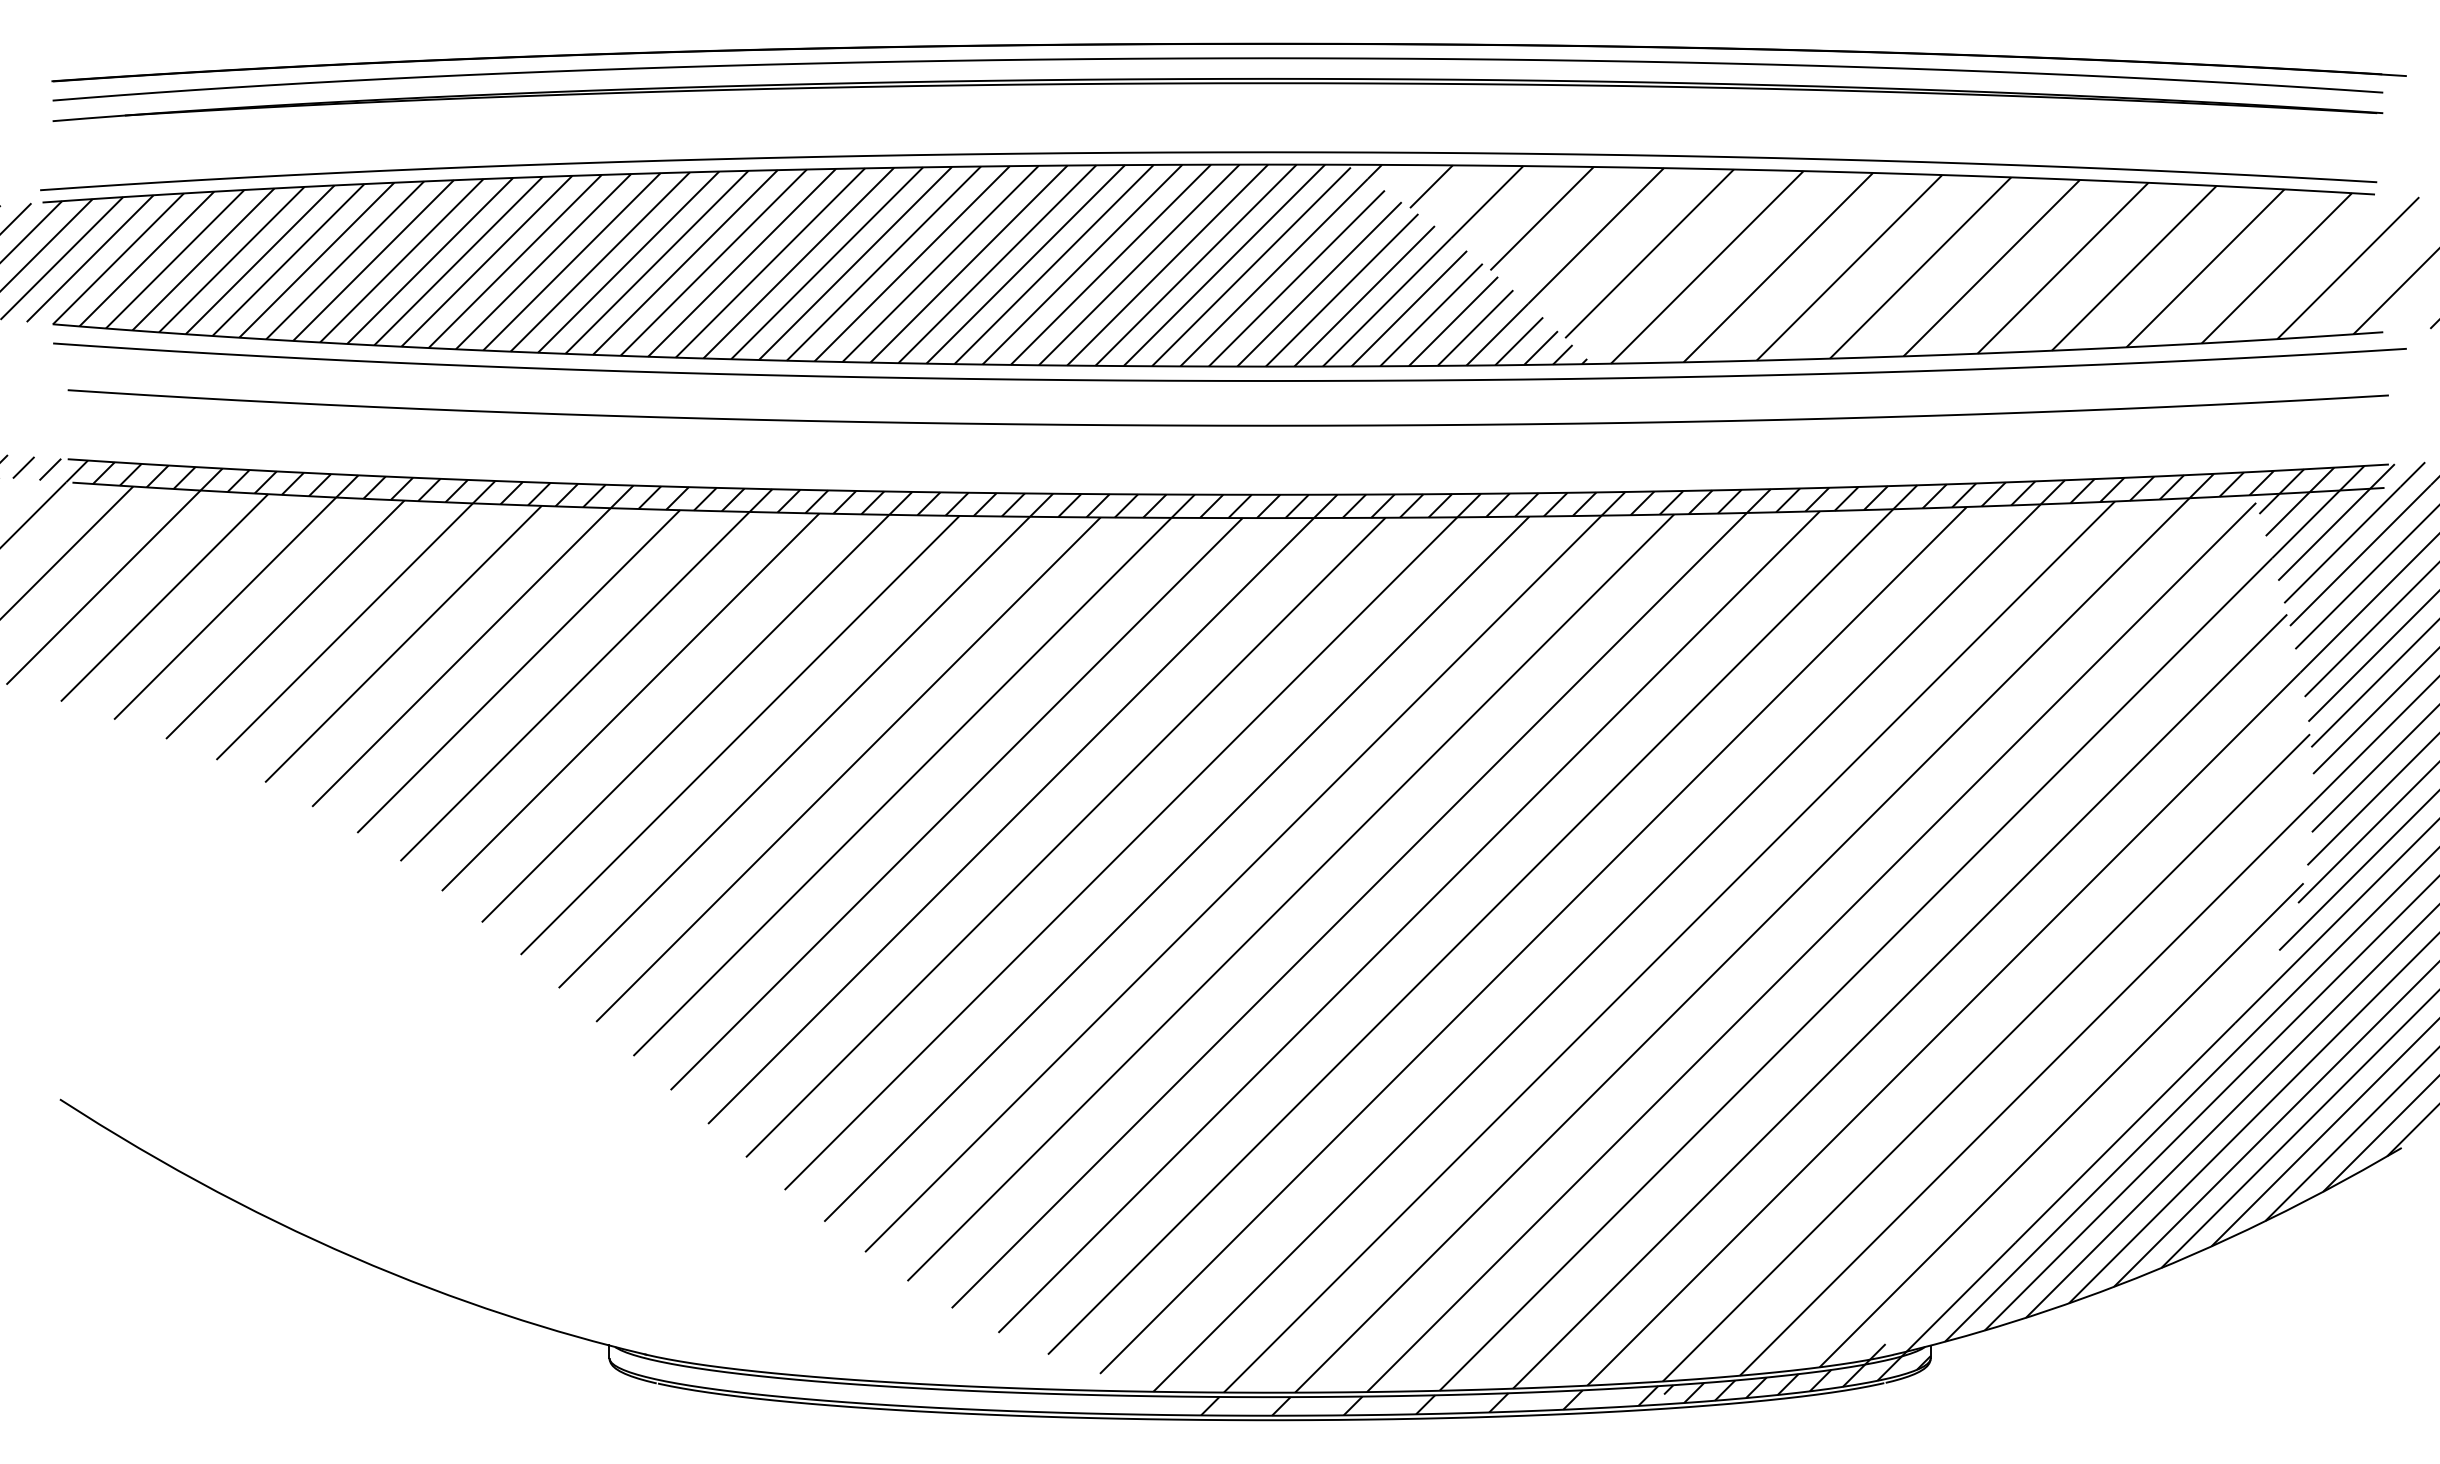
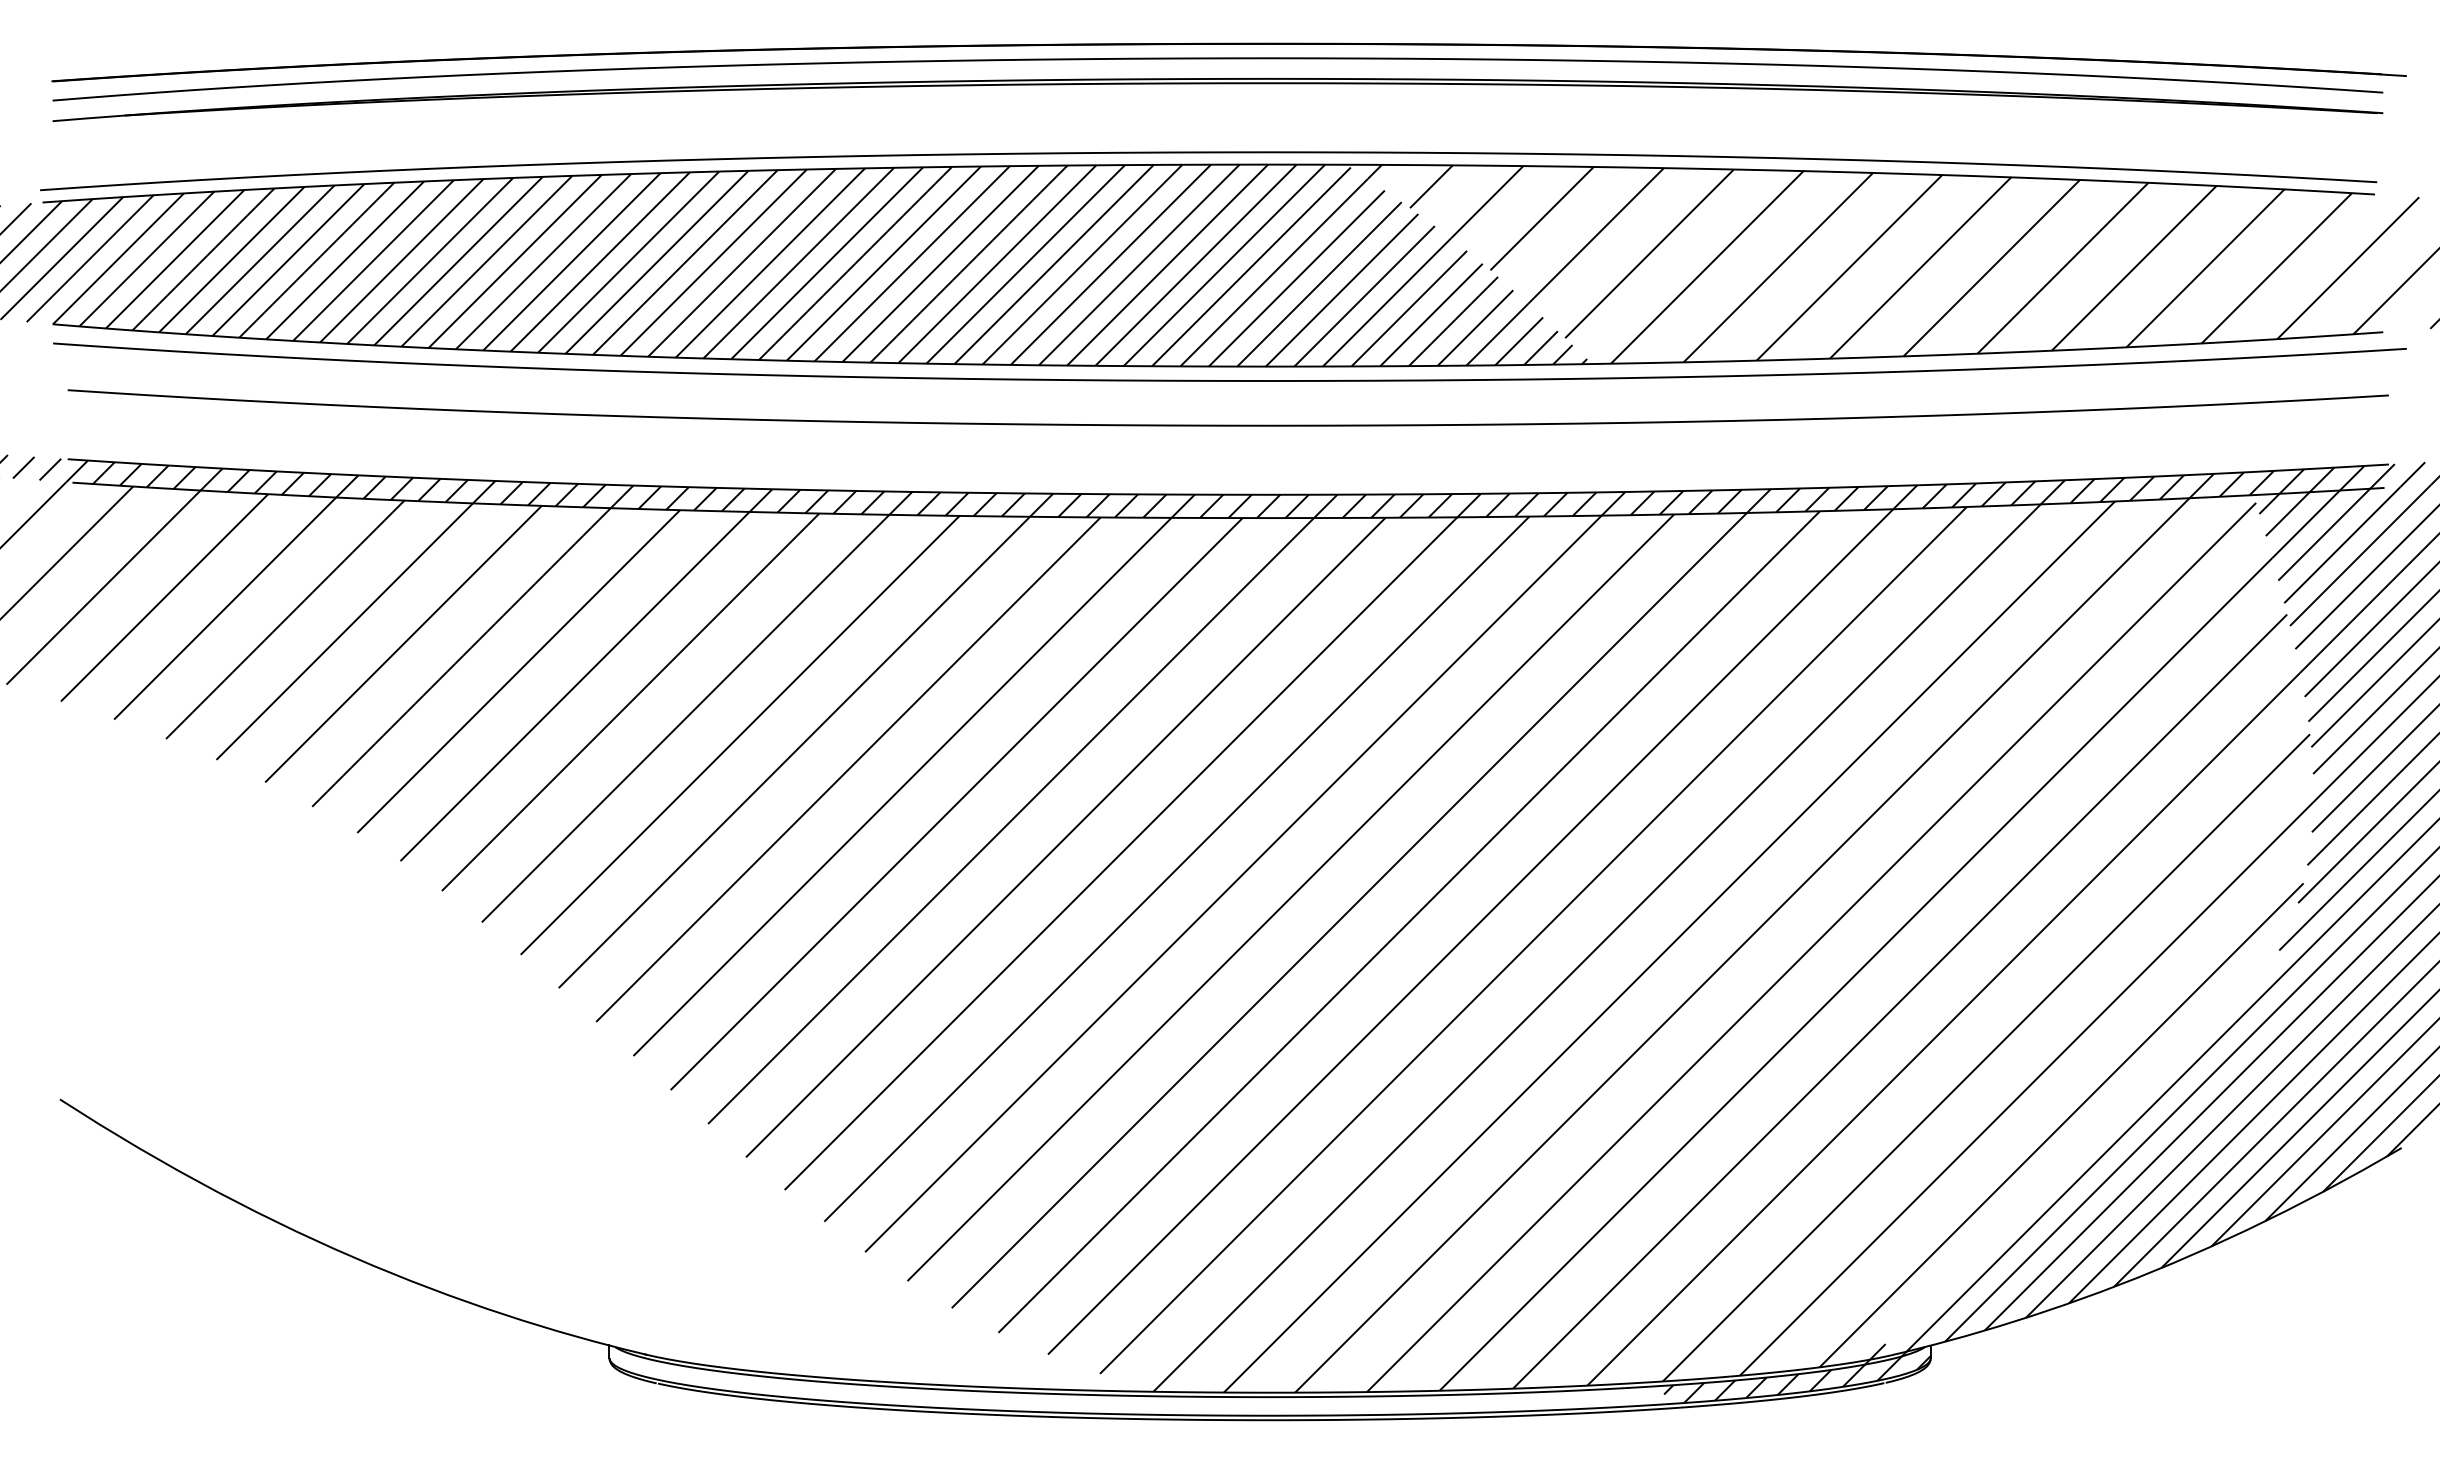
hatch: present -> none (1429, 1400)
